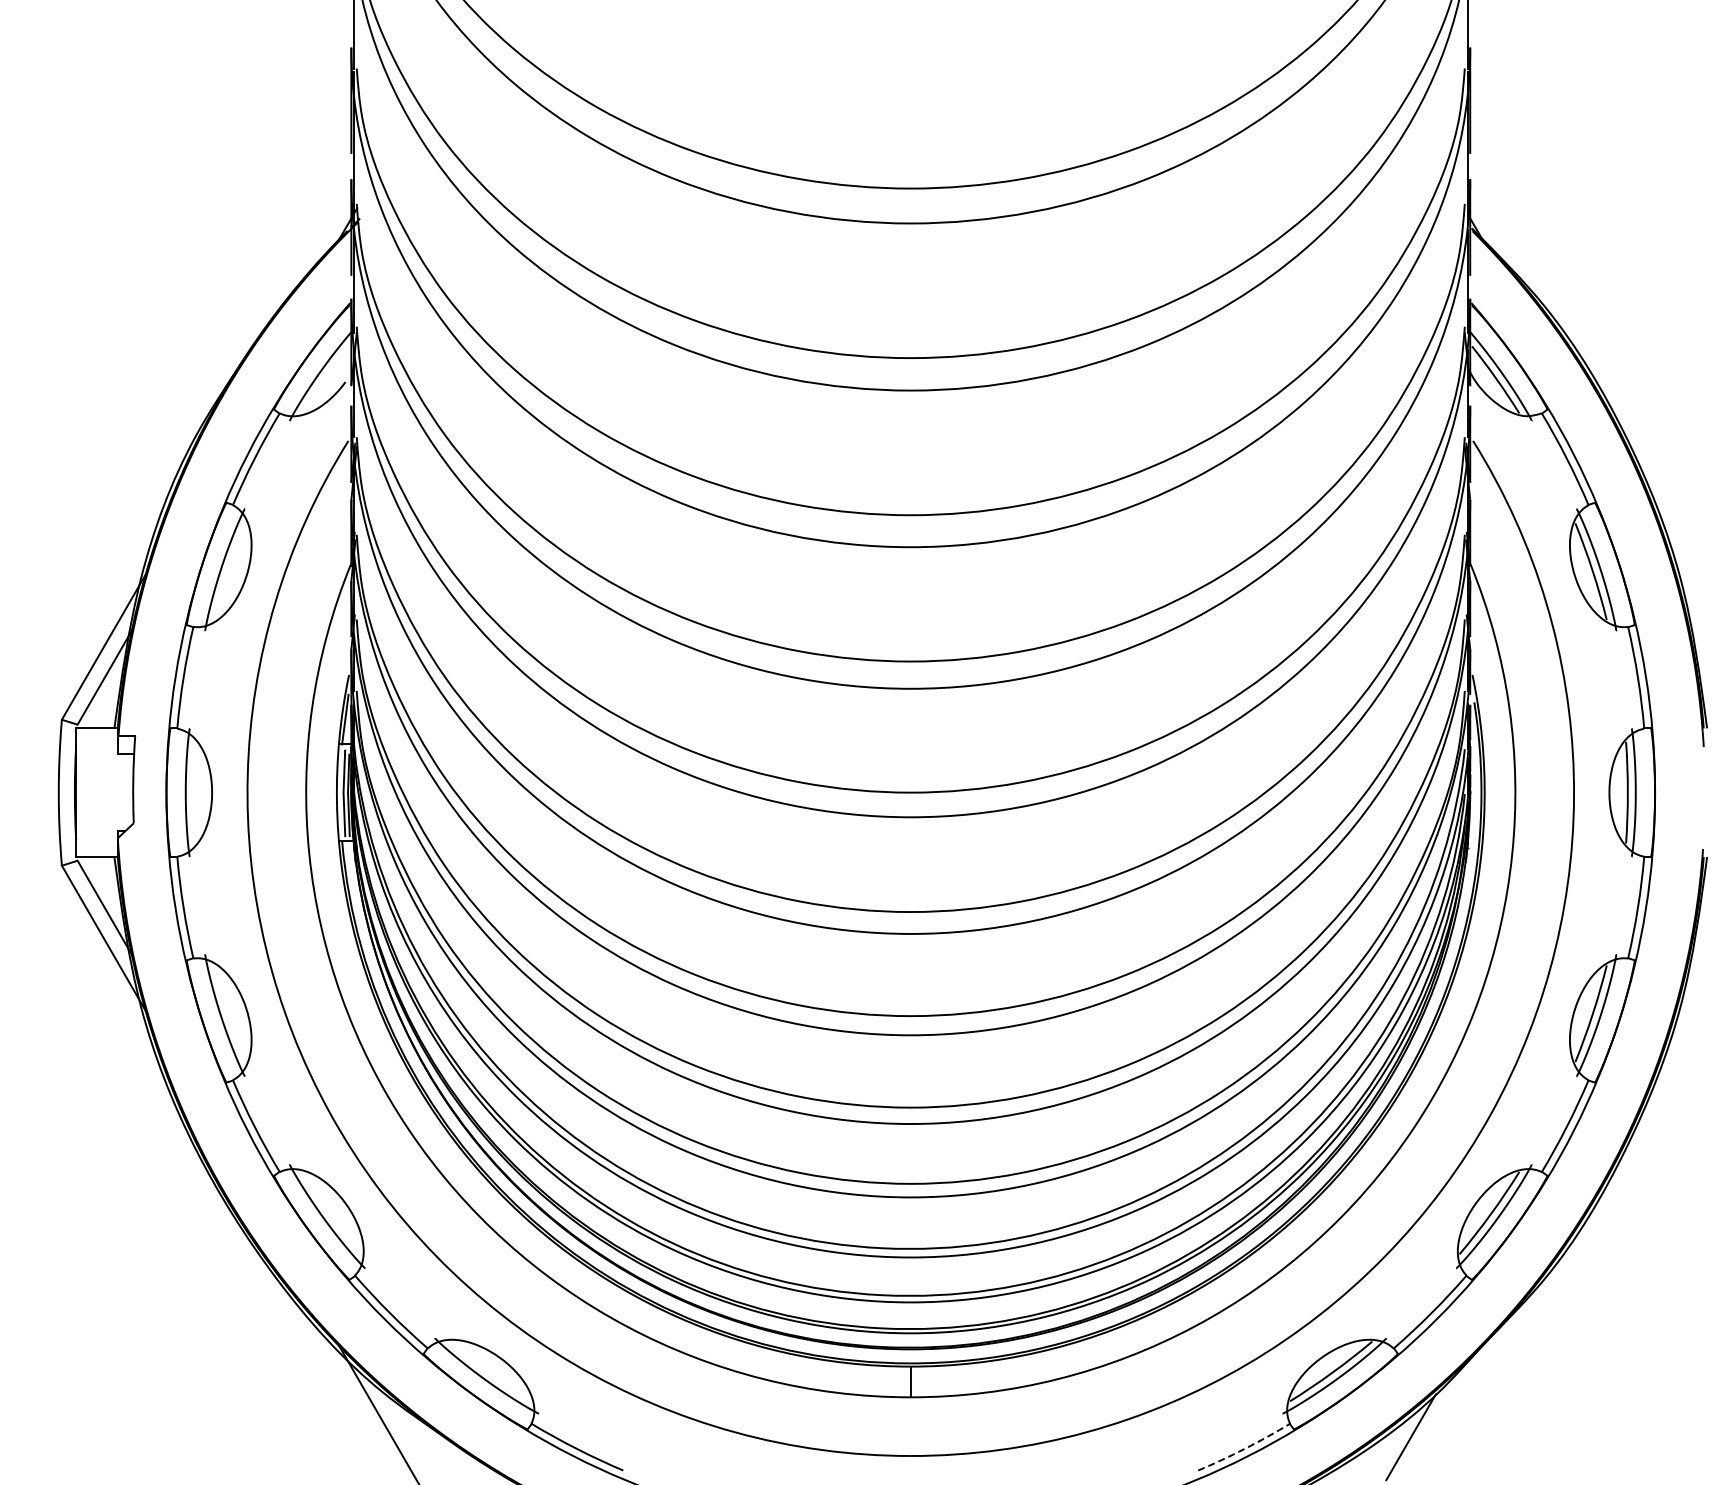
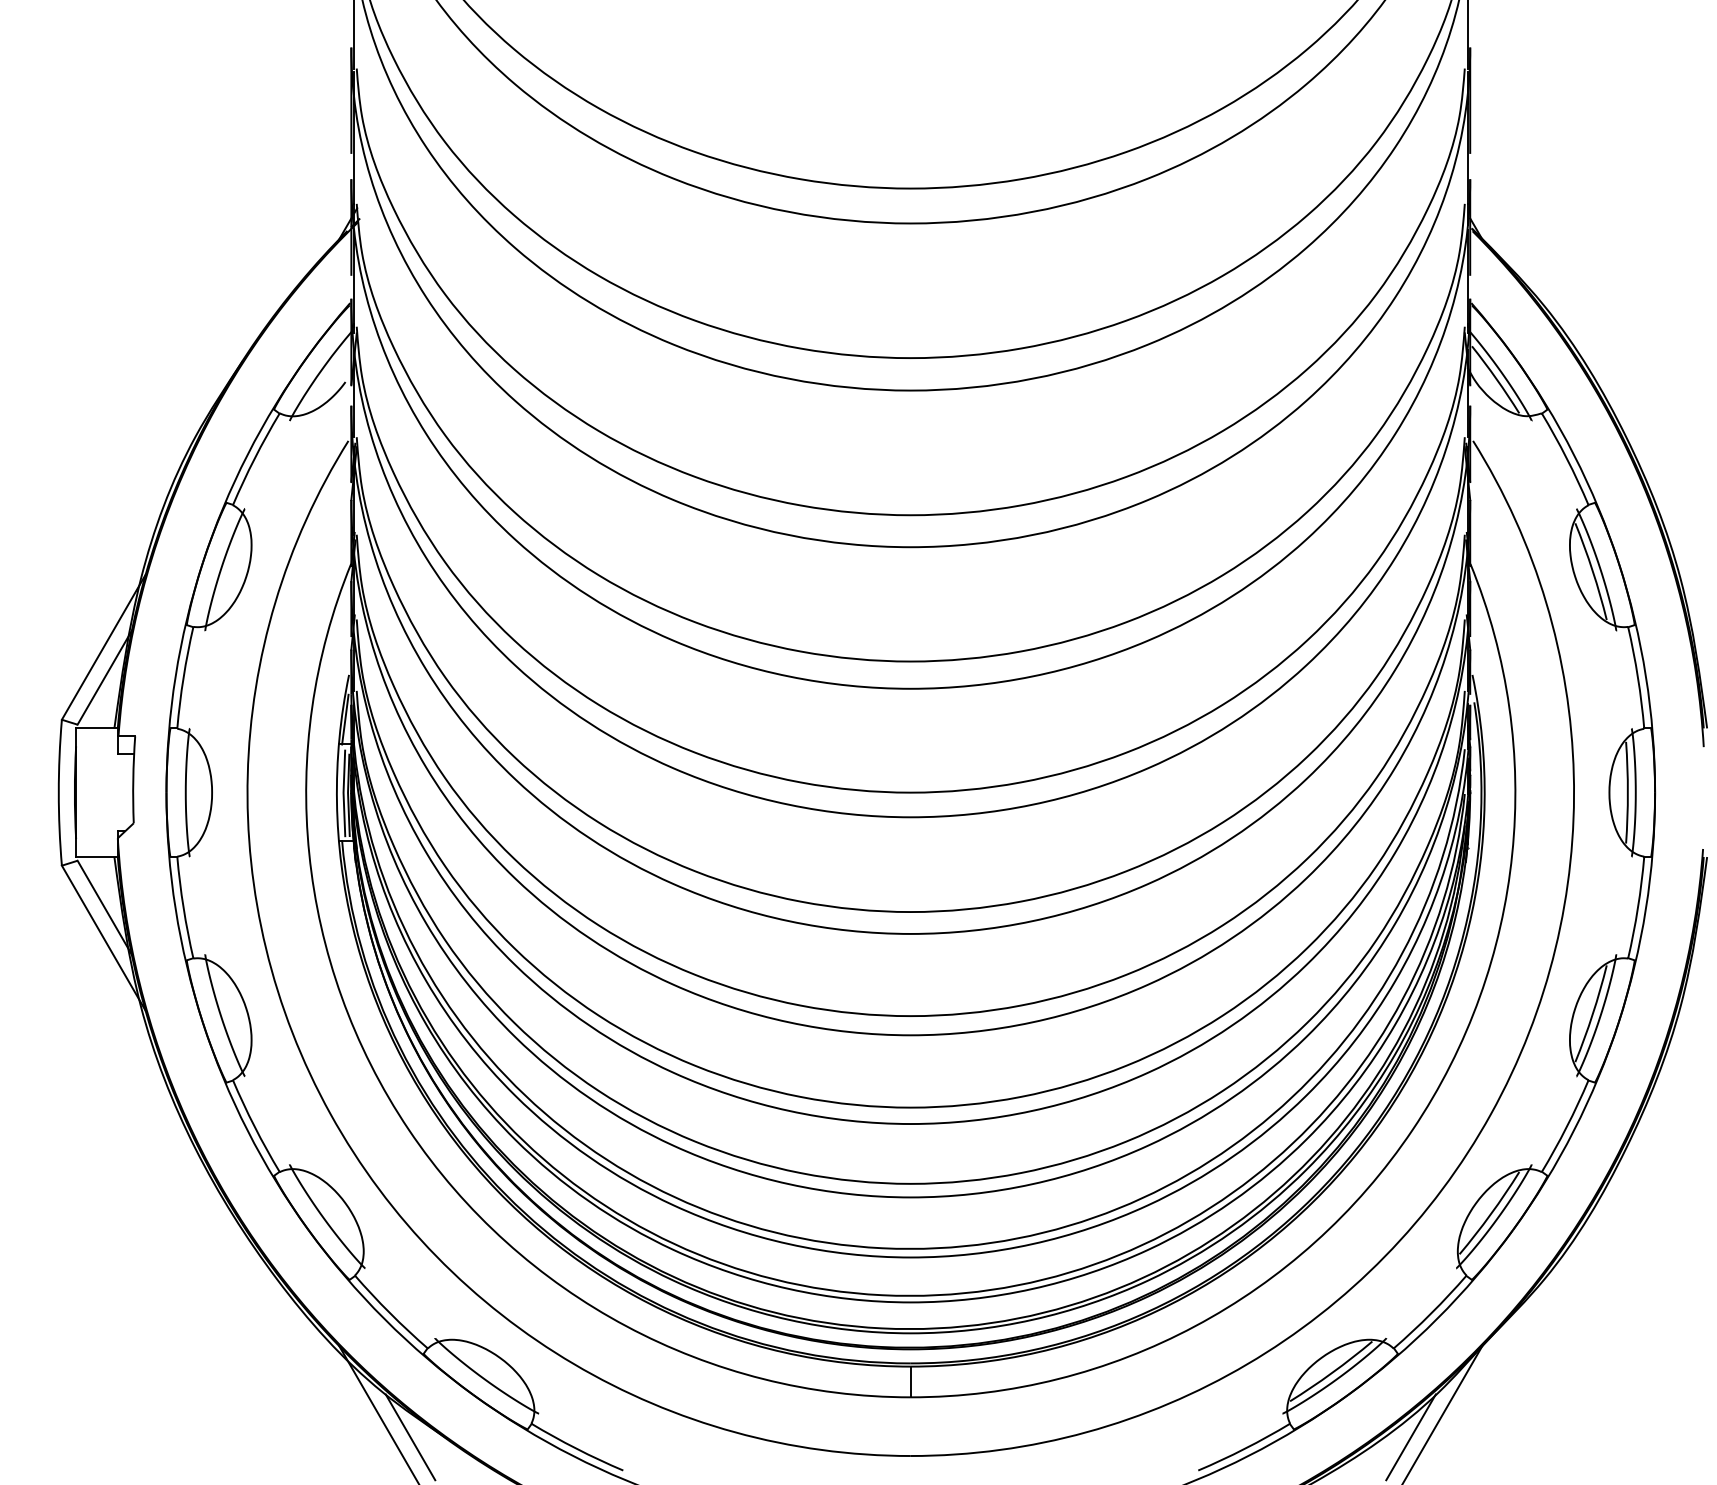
line: none -> present (1442, 1413)
line: none -> present (410, 1437)
arc: dashed -> solid (1245, 1448)
